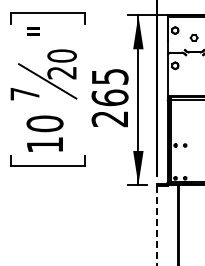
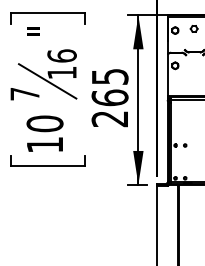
part position: (193, 37) -> (193, 28) (193, 28)
text: 20 -> 16 (61, 64)
line: dashed -> solid (157, 225)
